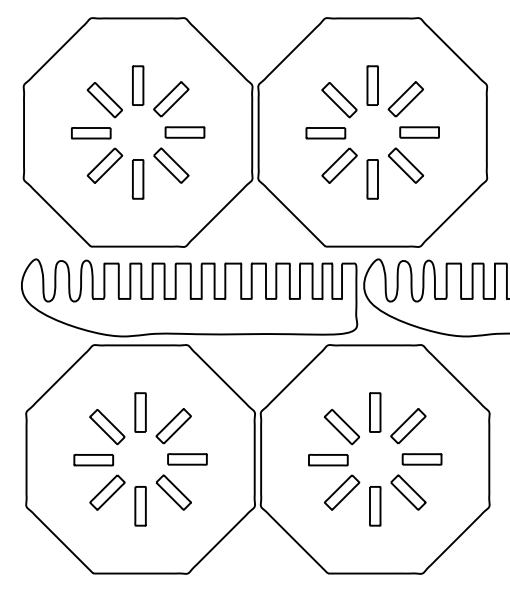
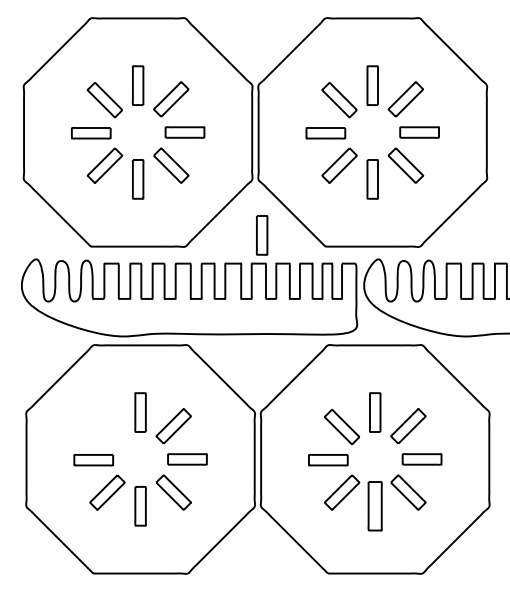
part: none -> present (261, 235)
part: present -> none (107, 427)
part size: 13x41 px -> 16x51 px (374, 506)
